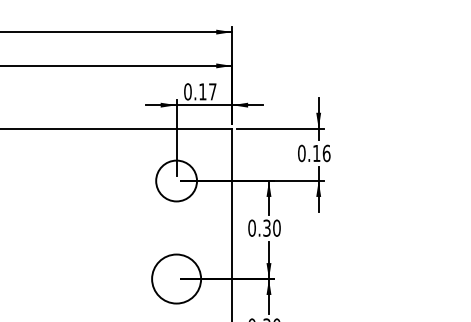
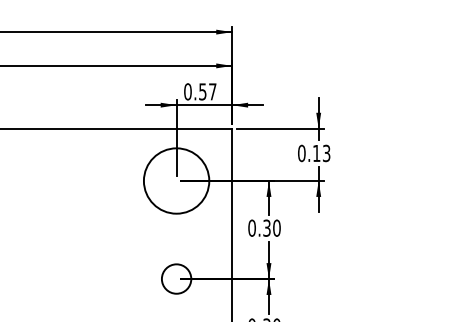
text: 0.17 -> 0.57 (202, 91)
text: 0.16 -> 0.13 (326, 153)
circle diameter: 41 px -> 65 px (176, 180)
circle diameter: 49 px -> 29 px (176, 278)
